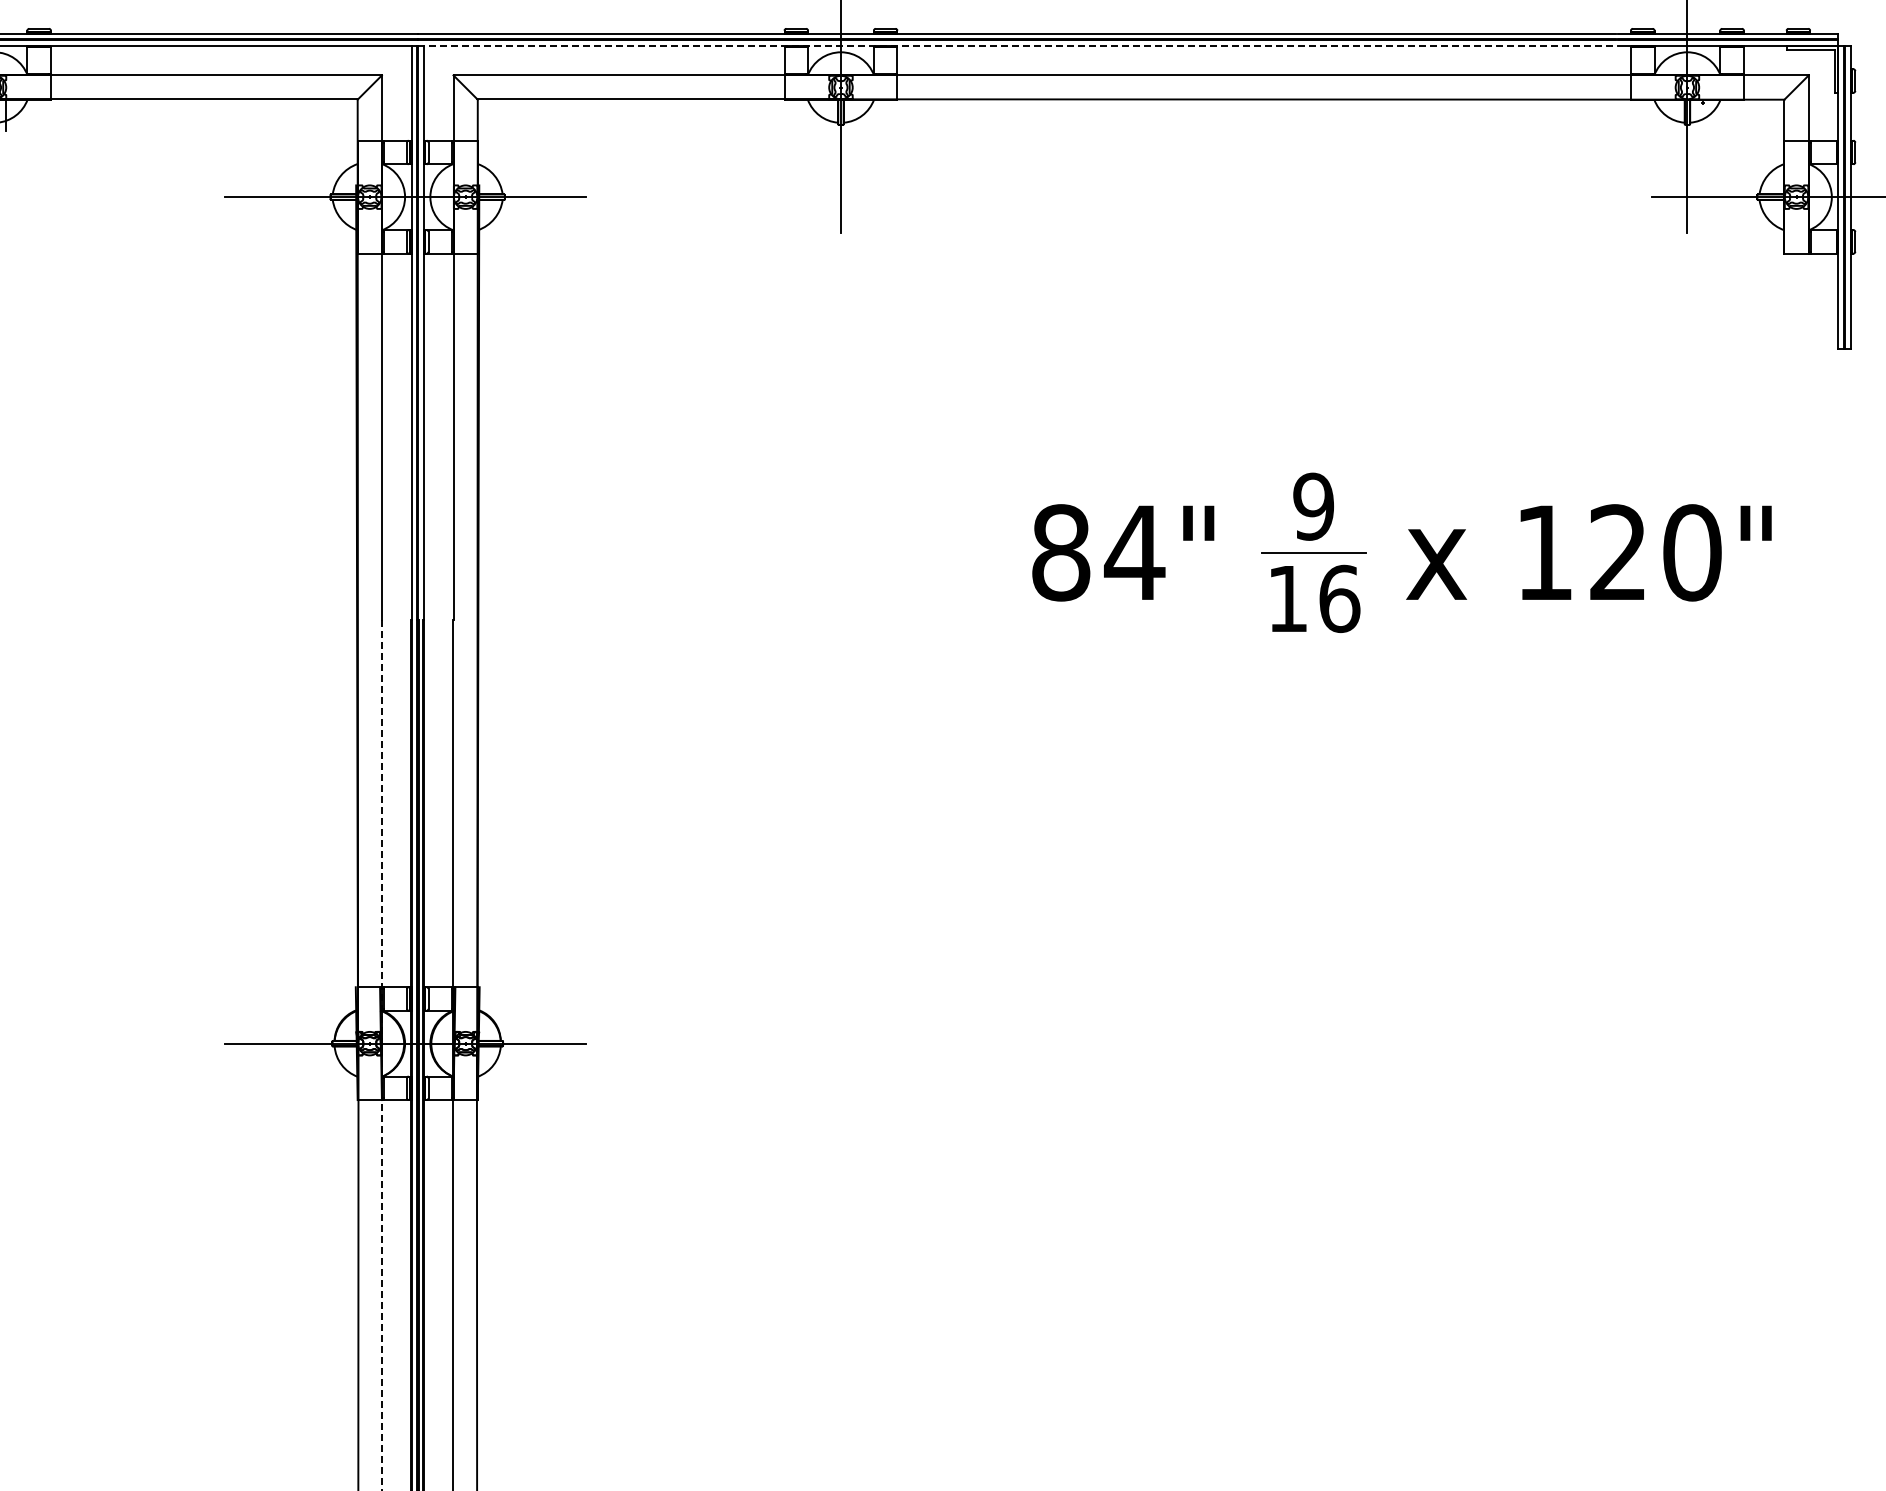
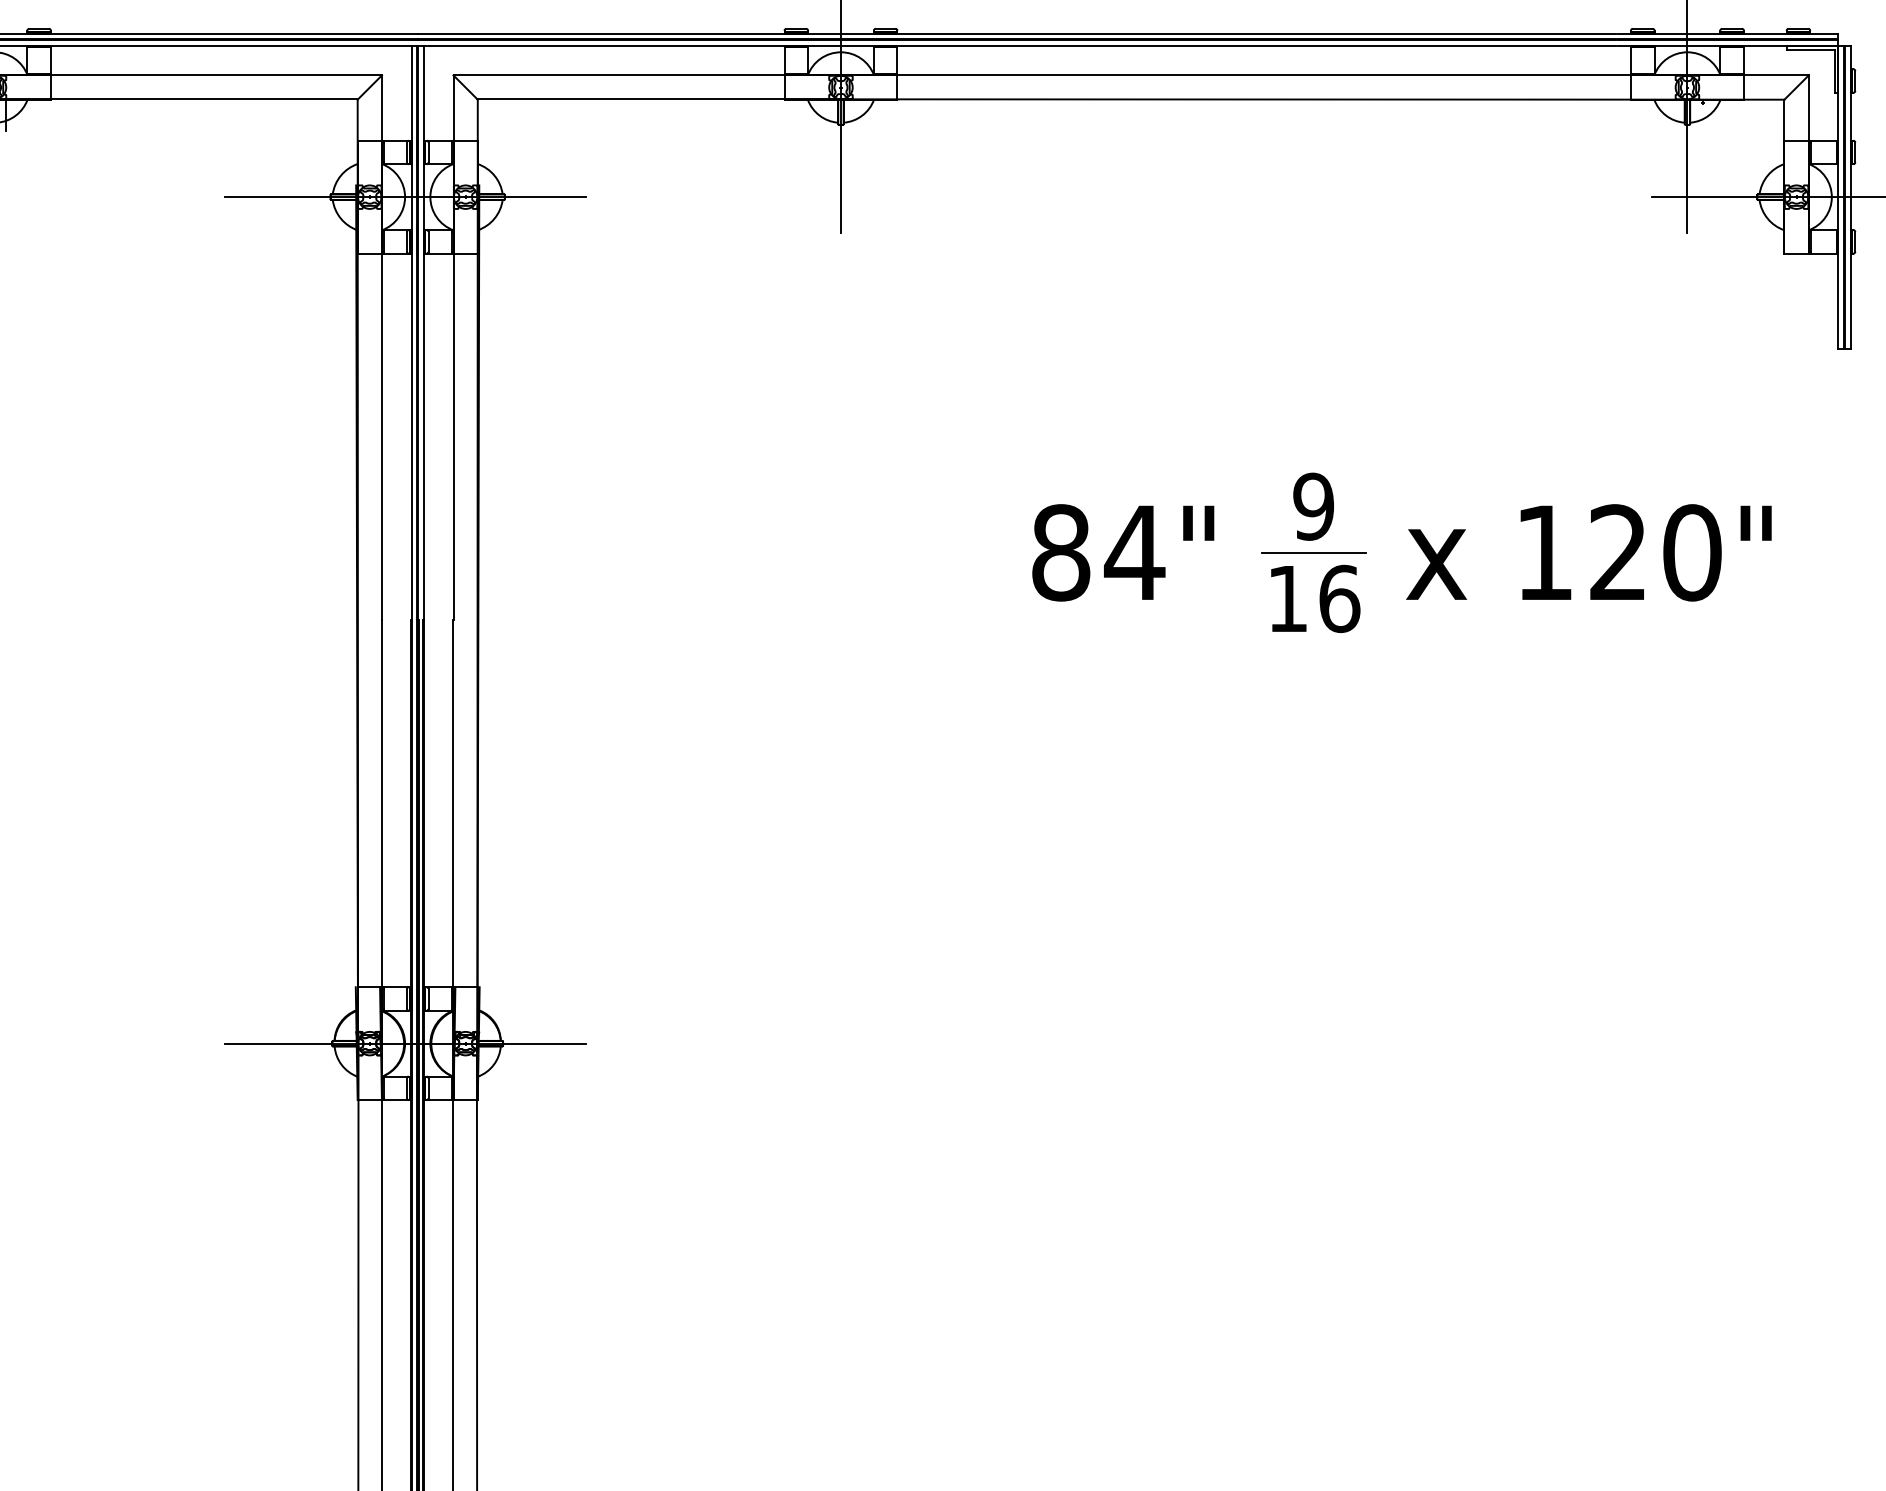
line: dashed -> solid (1017, 45)
line: dashed -> solid (382, 1055)
